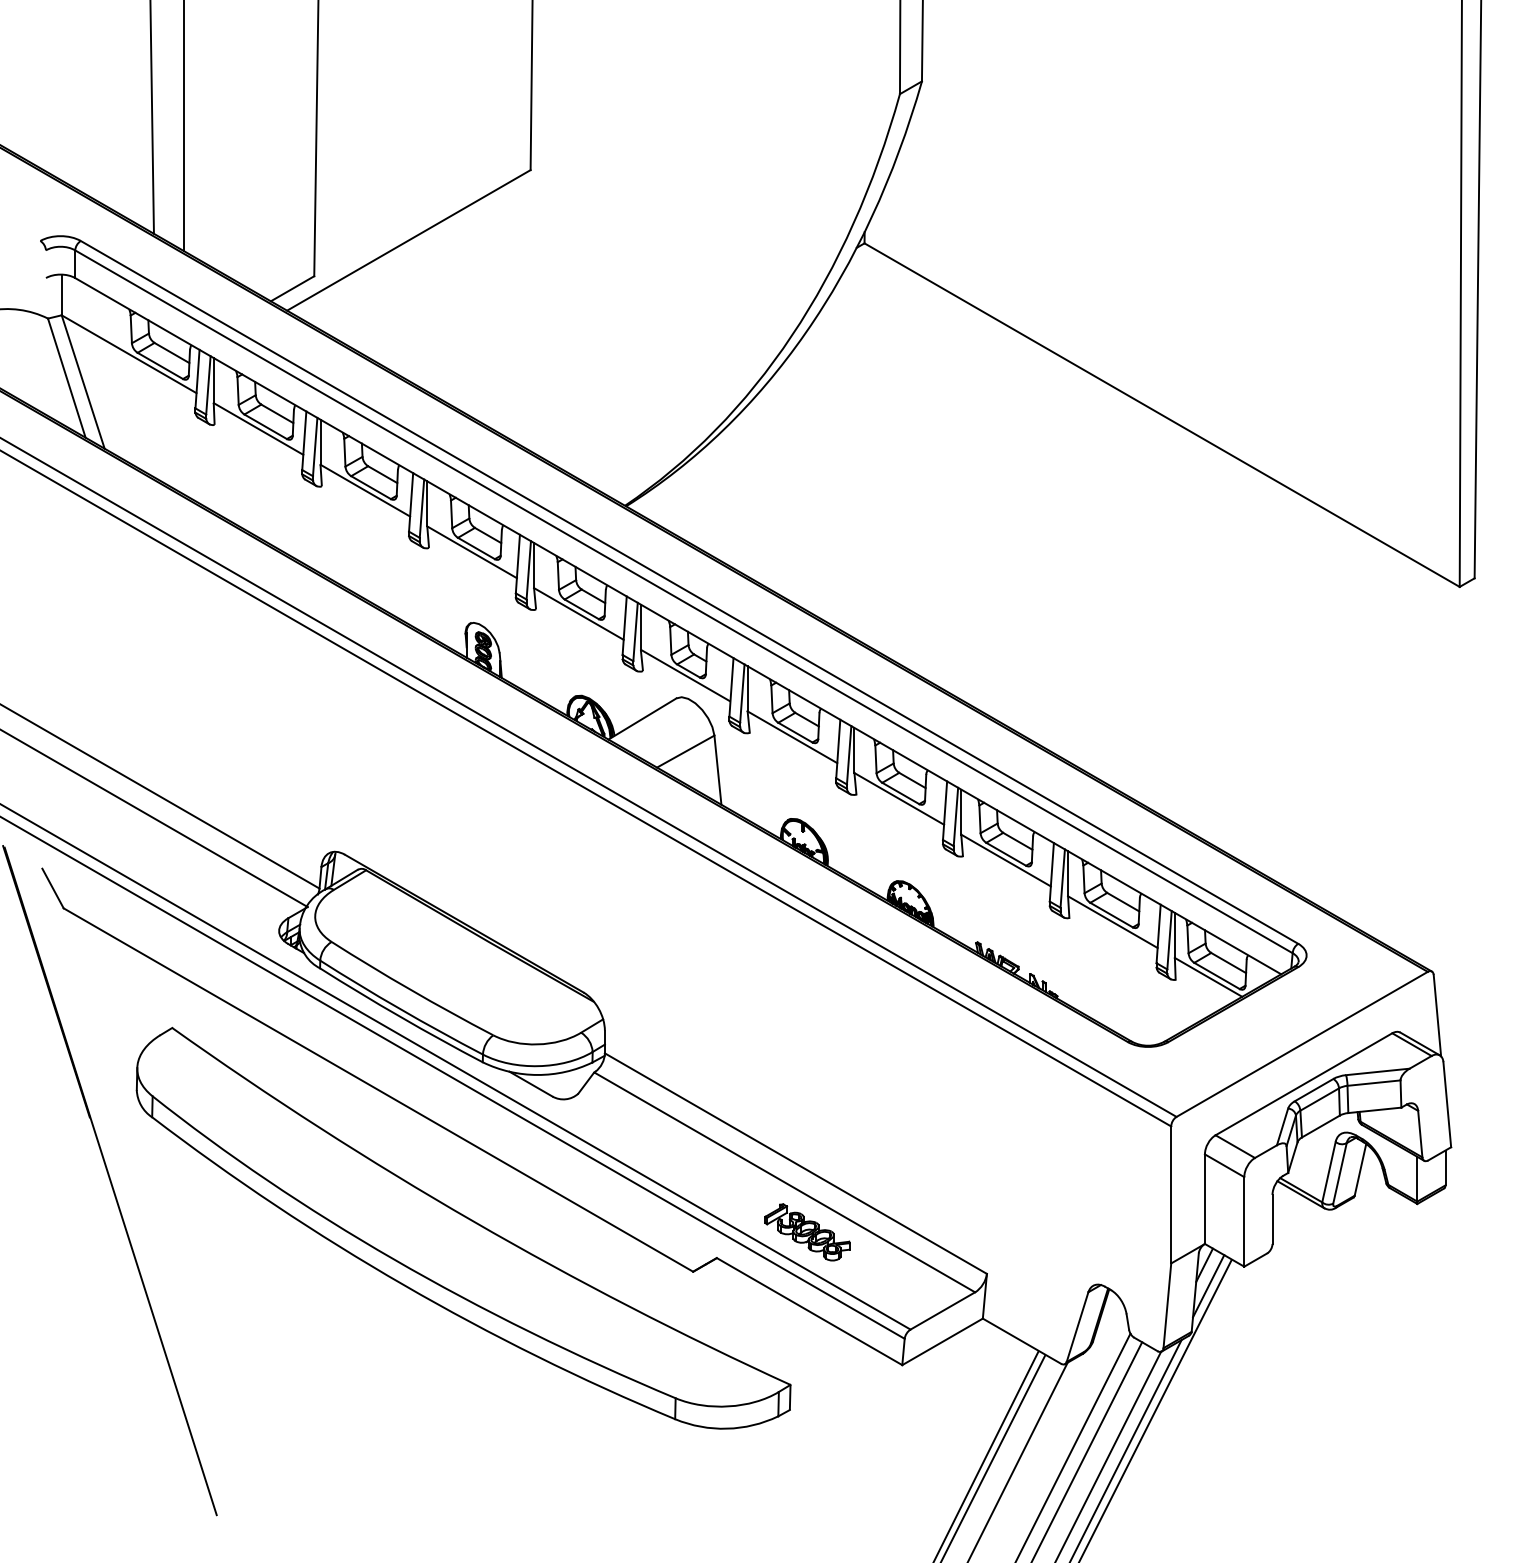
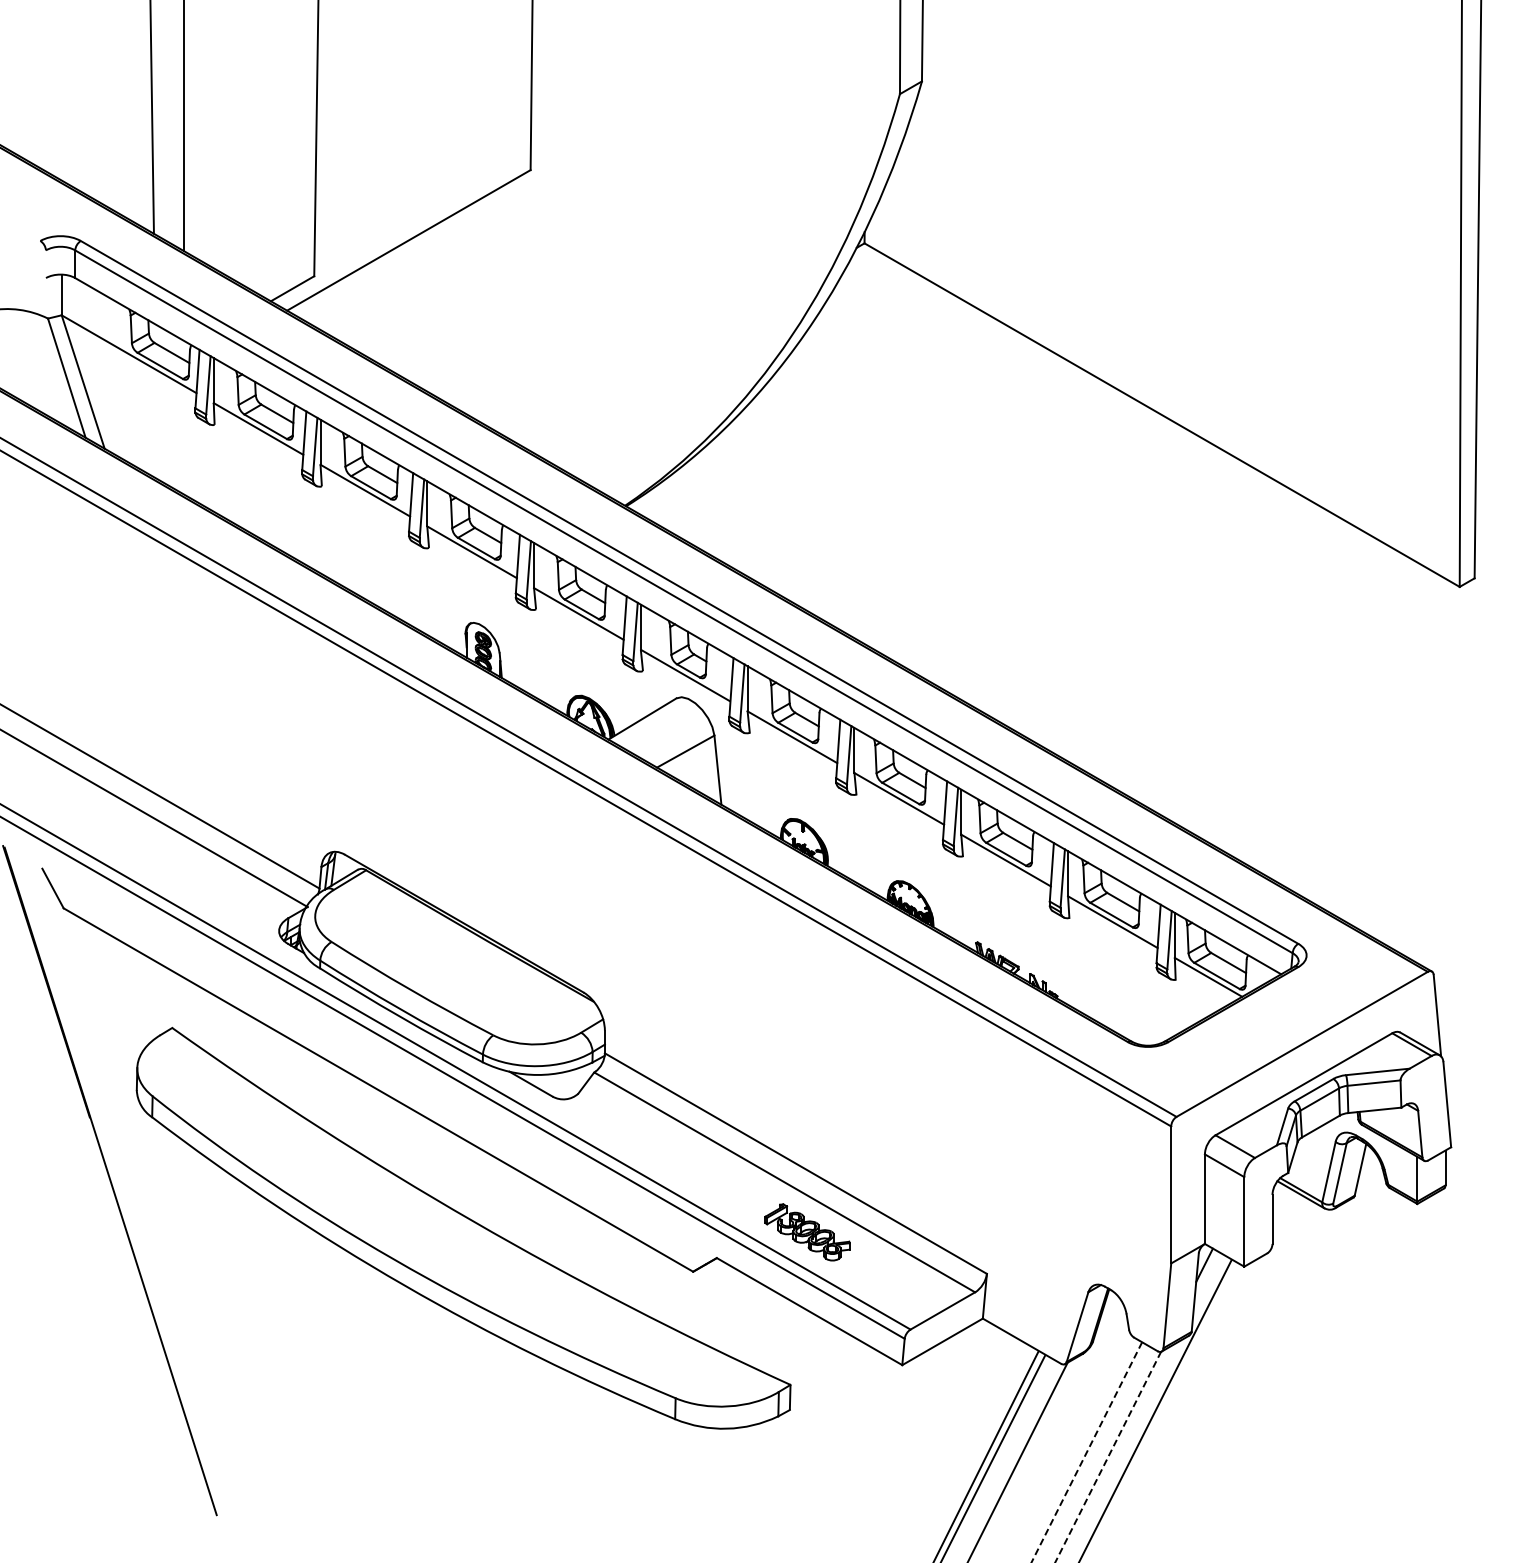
line: present -> none (1208, 1286)
line: present -> none (1073, 1446)
line: present -> none (1126, 1449)
line: solid -> dashed (1086, 1453)
line: solid -> dashed (1108, 1456)
